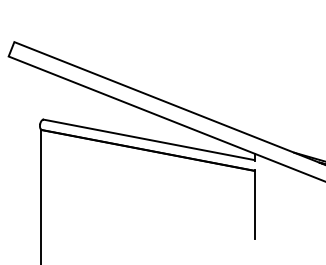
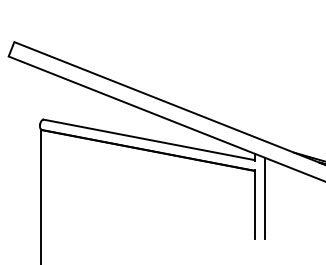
line: none -> present (265, 197)
